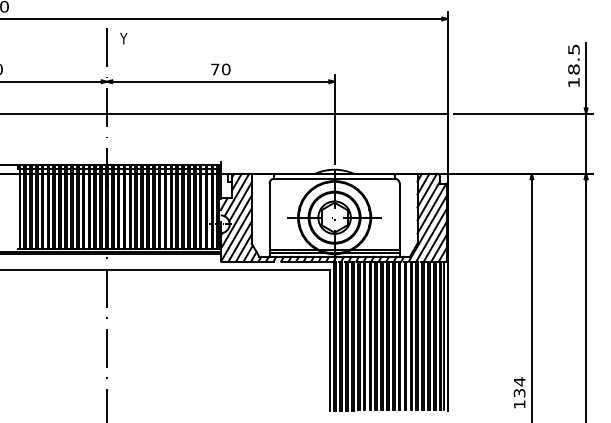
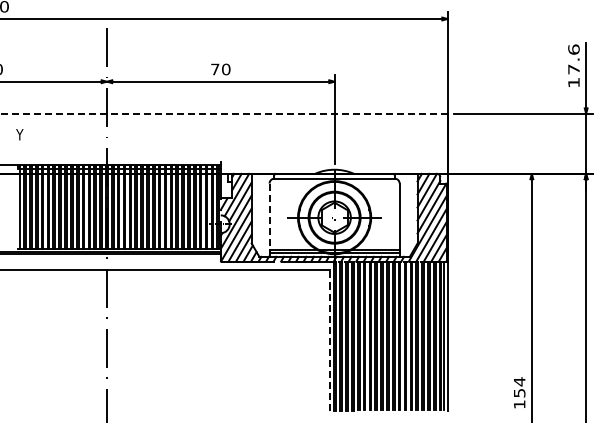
text position: (123, 38) -> (19, 134) (19, 134)
text: 18.5 -> 17.6 (573, 59)
line: solid -> dashed (223, 113)
line: solid -> dashed (269, 220)
line: solid -> dashed (329, 339)
text: 134 -> 154 (518, 392)
